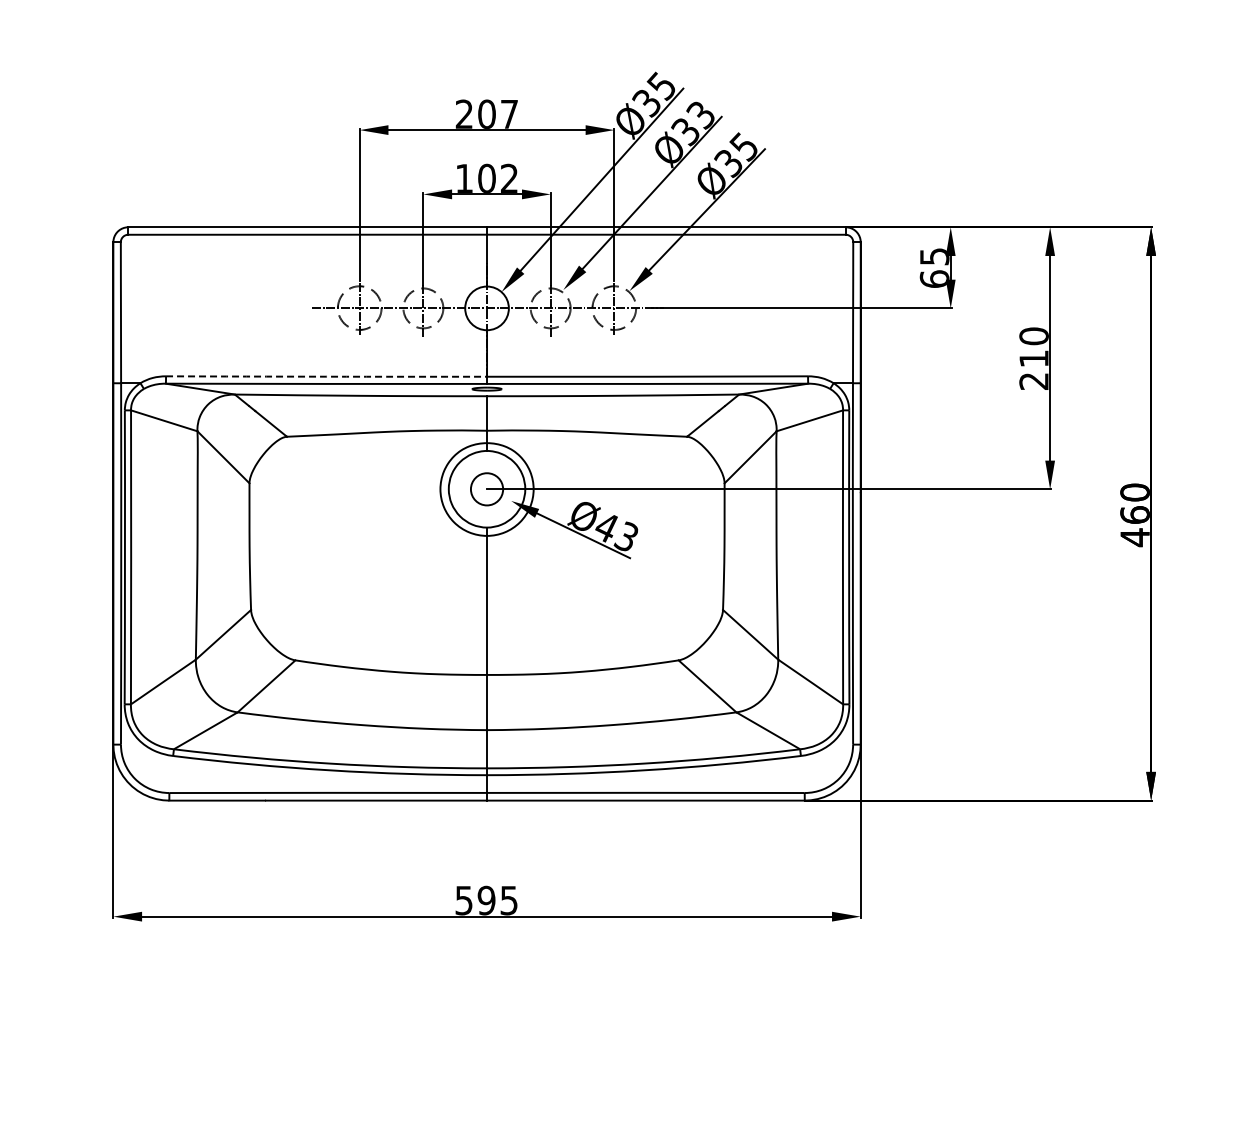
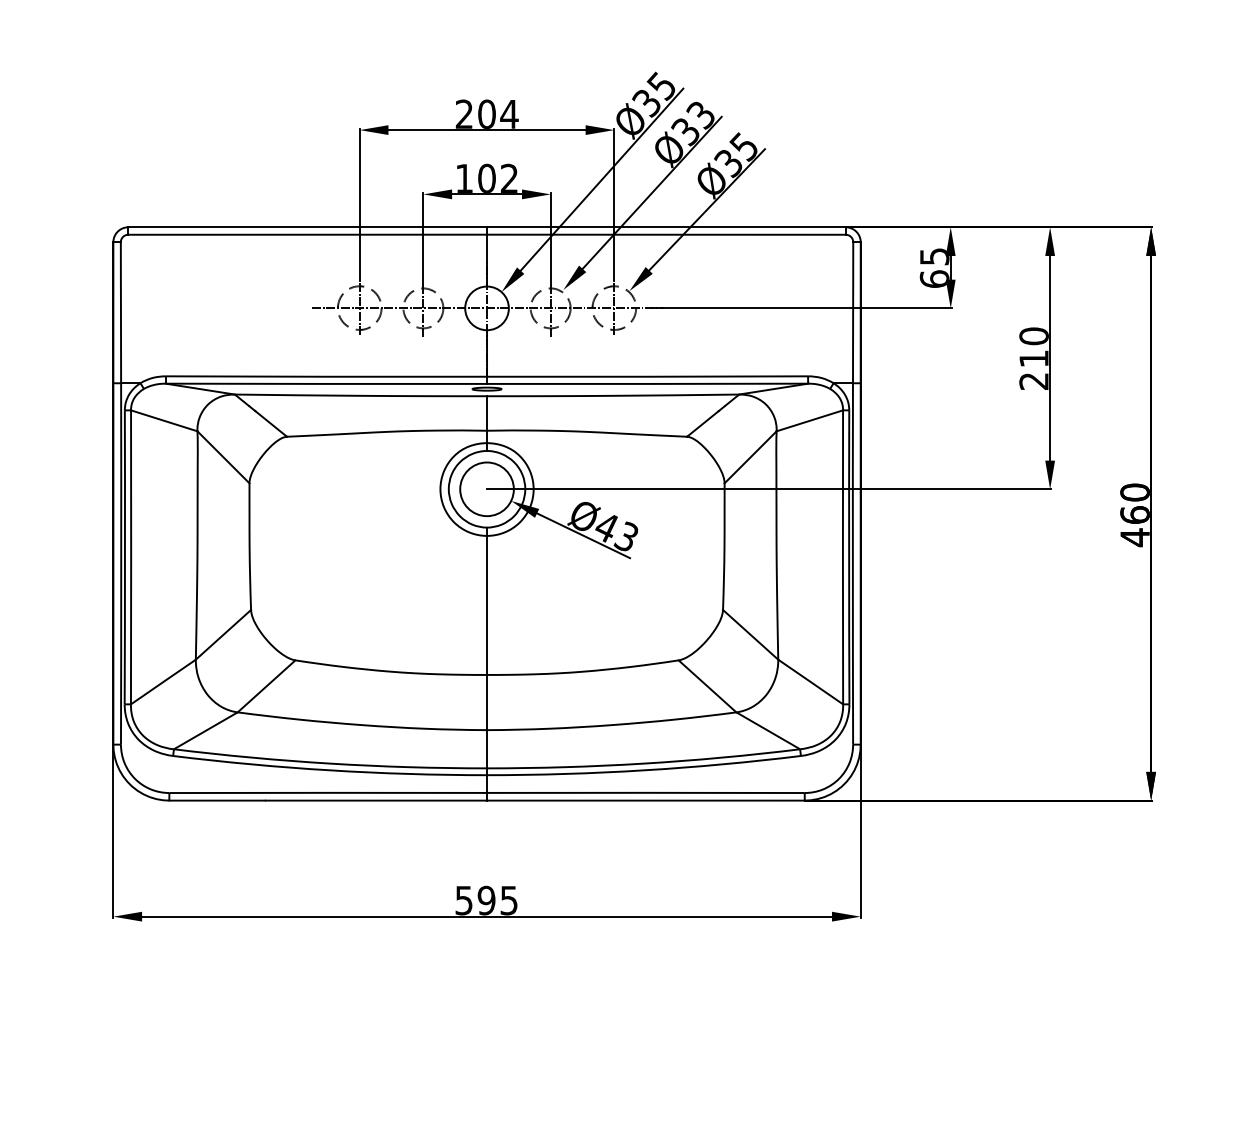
text: 207 -> 204 (509, 114)
arc: dashed -> solid (326, 376)
circle diameter: 32 px -> 54 px (486, 489)
